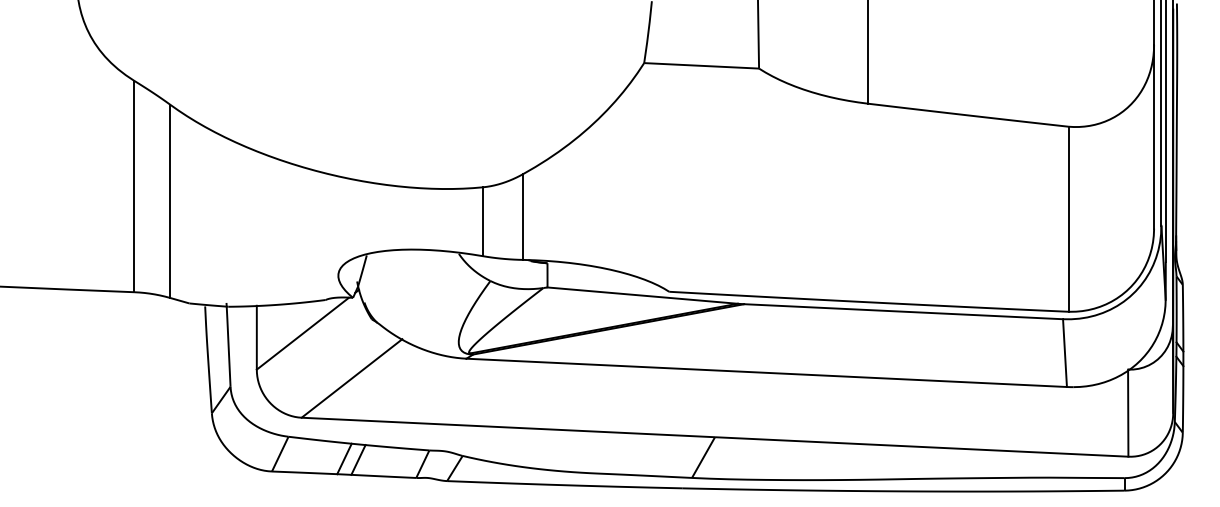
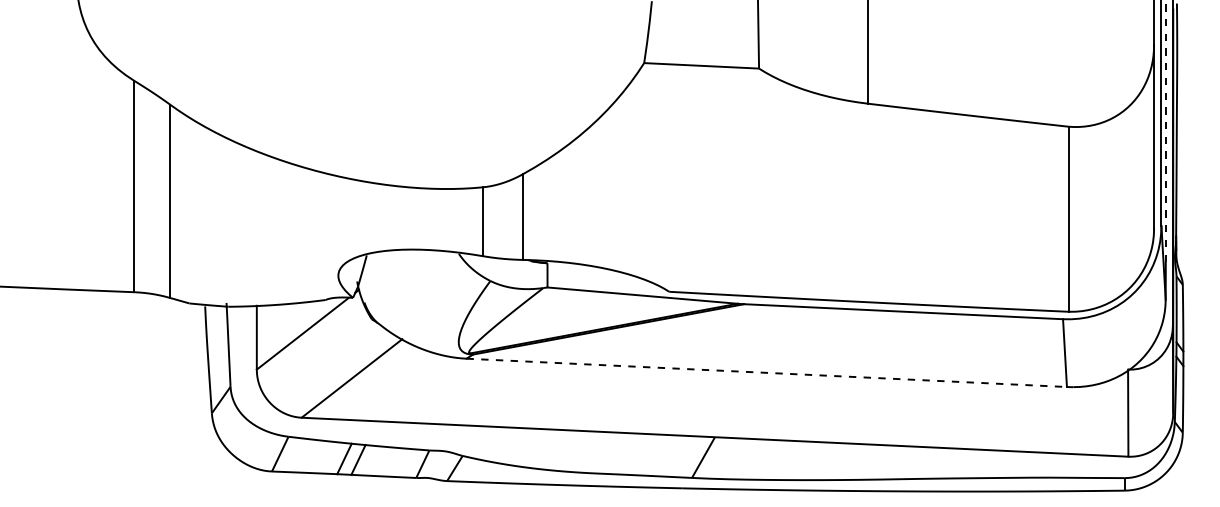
line: solid -> dashed (1165, 131)
line: solid -> dashed (766, 372)
